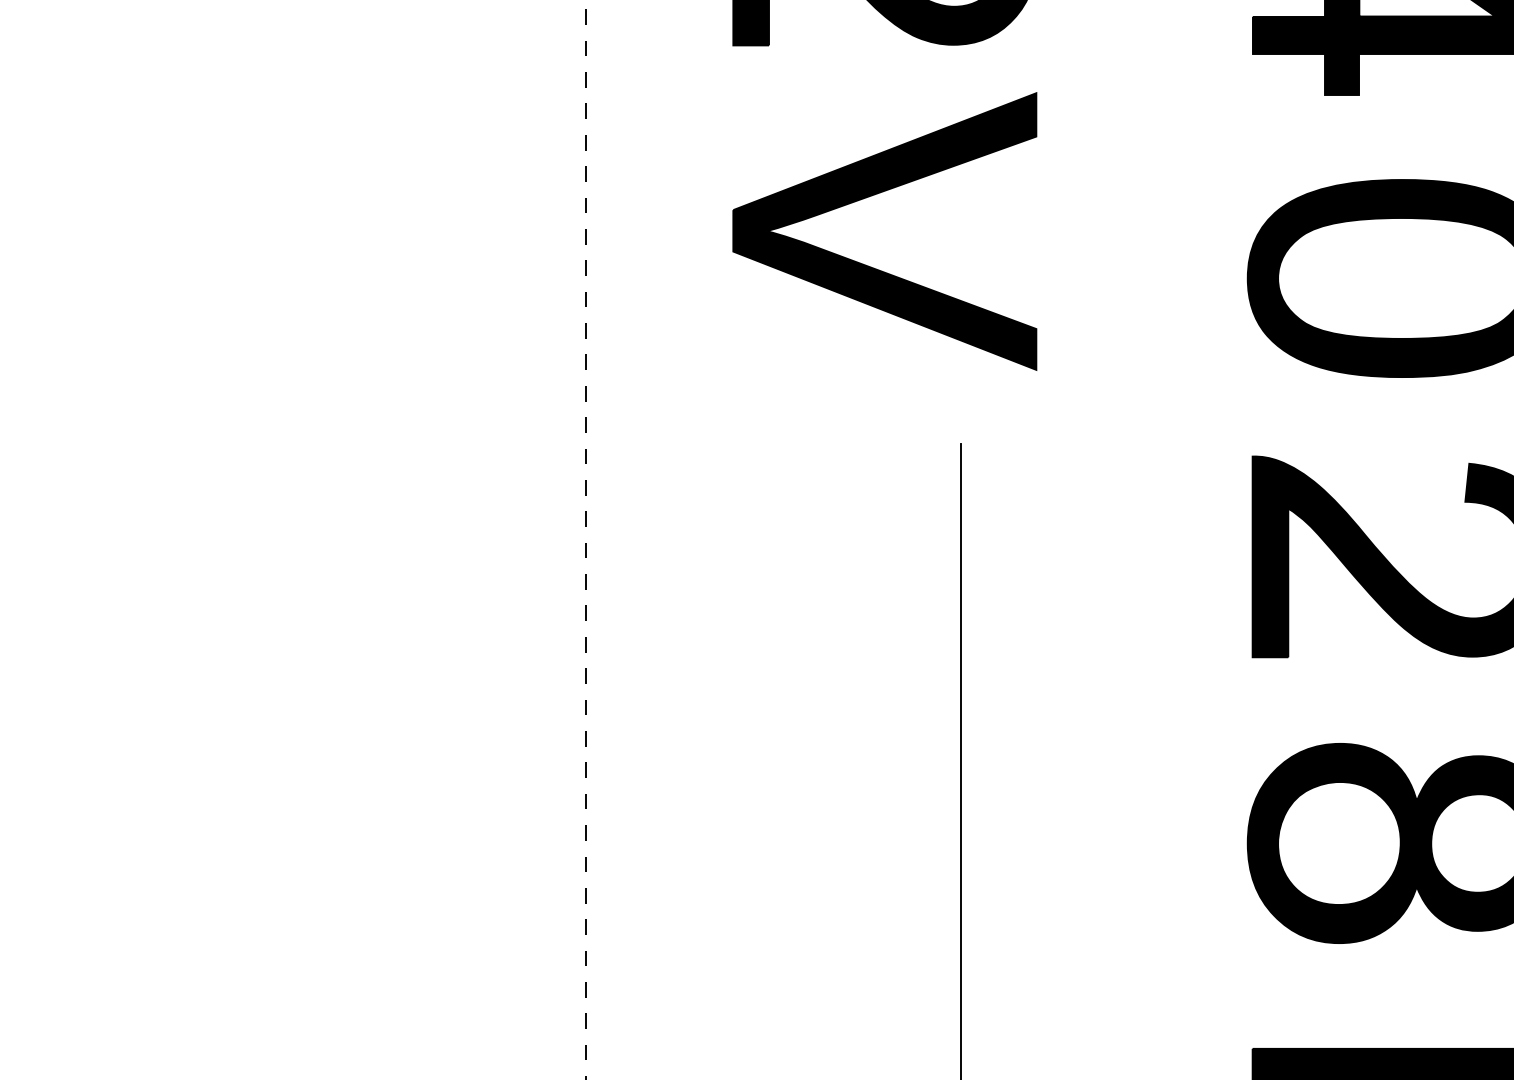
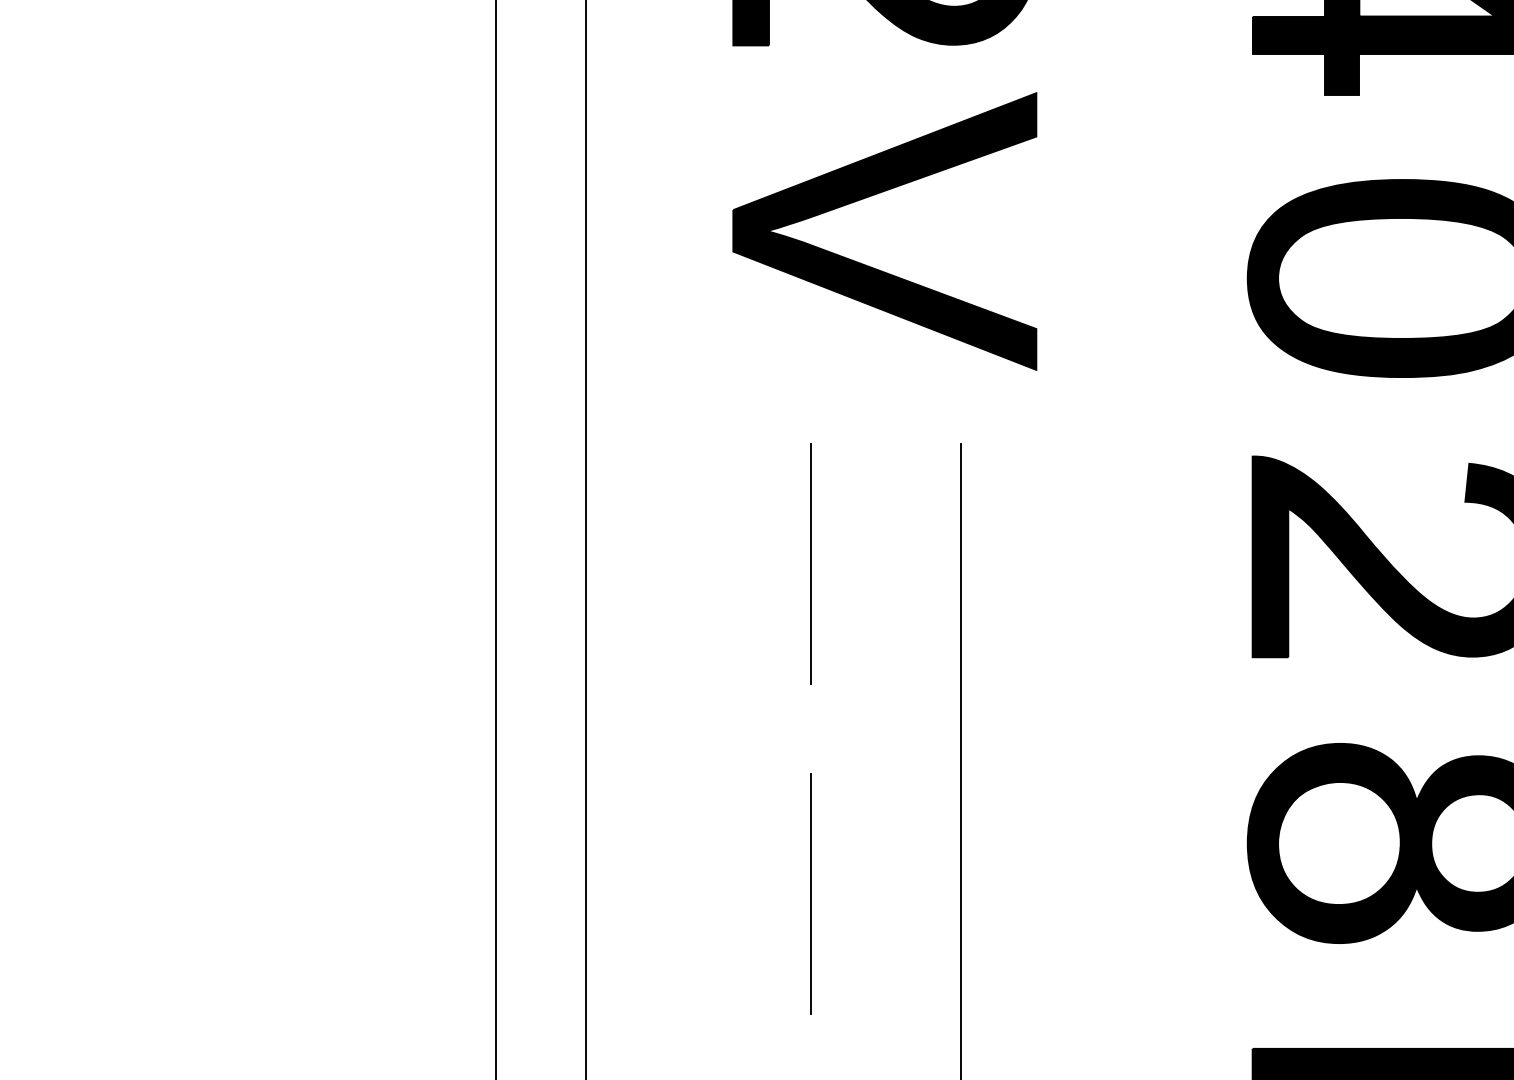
line: none -> present (495, 539)
line: dashed -> solid (585, 540)
line: none -> present (810, 564)
line: none -> present (810, 893)
